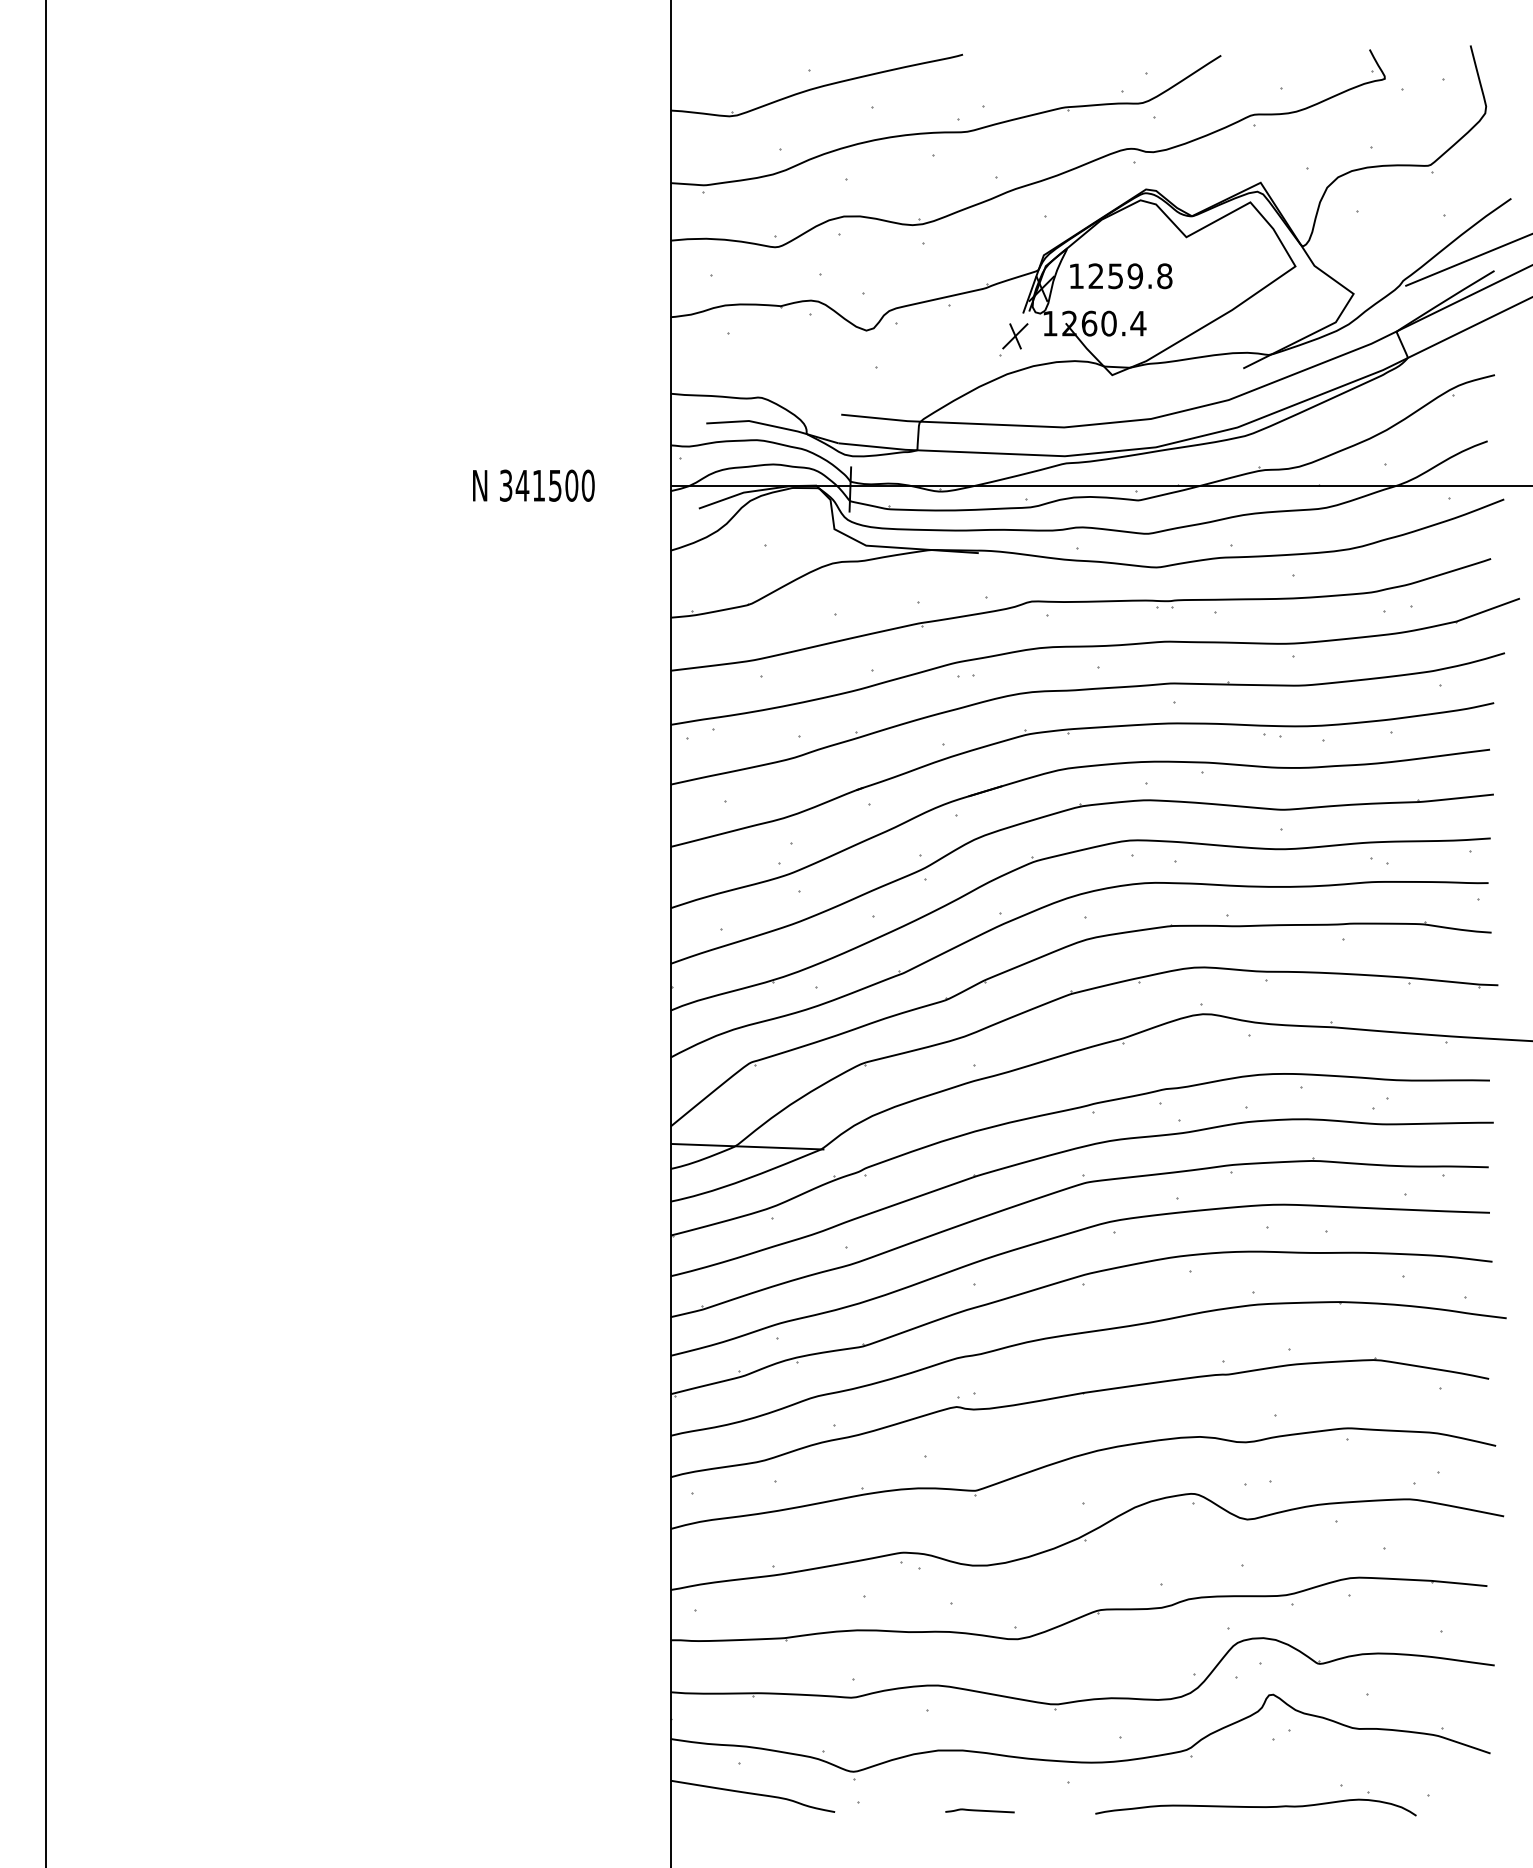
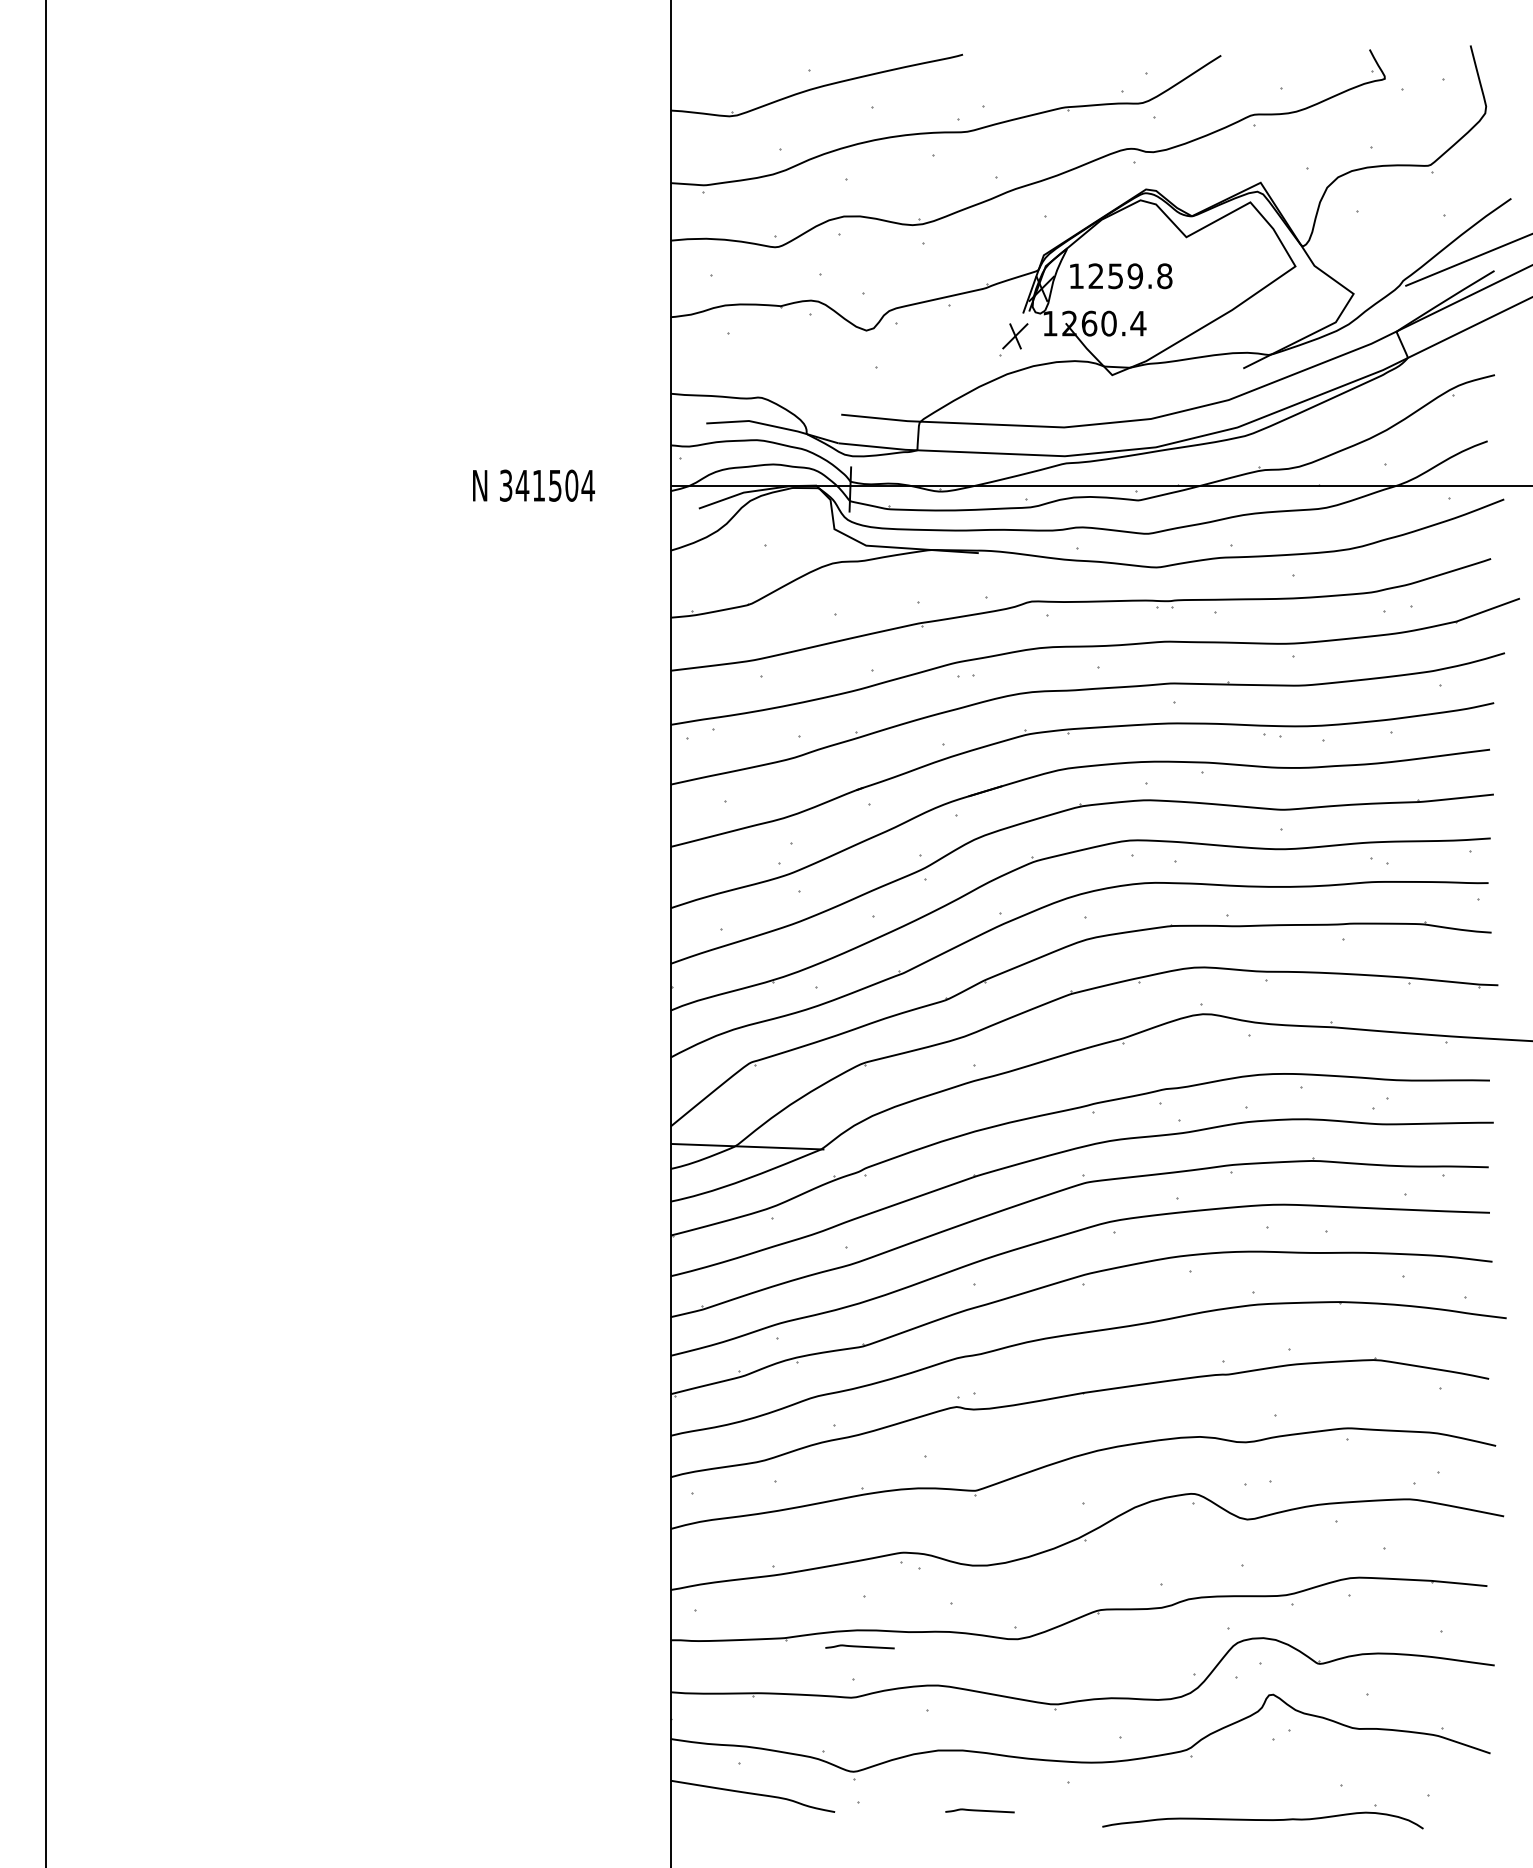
text: 341500 -> 341504 (588, 485)
curve: none -> present (859, 1646)
part position: (1255, 1803) -> (1262, 1816) (1262, 1816)
